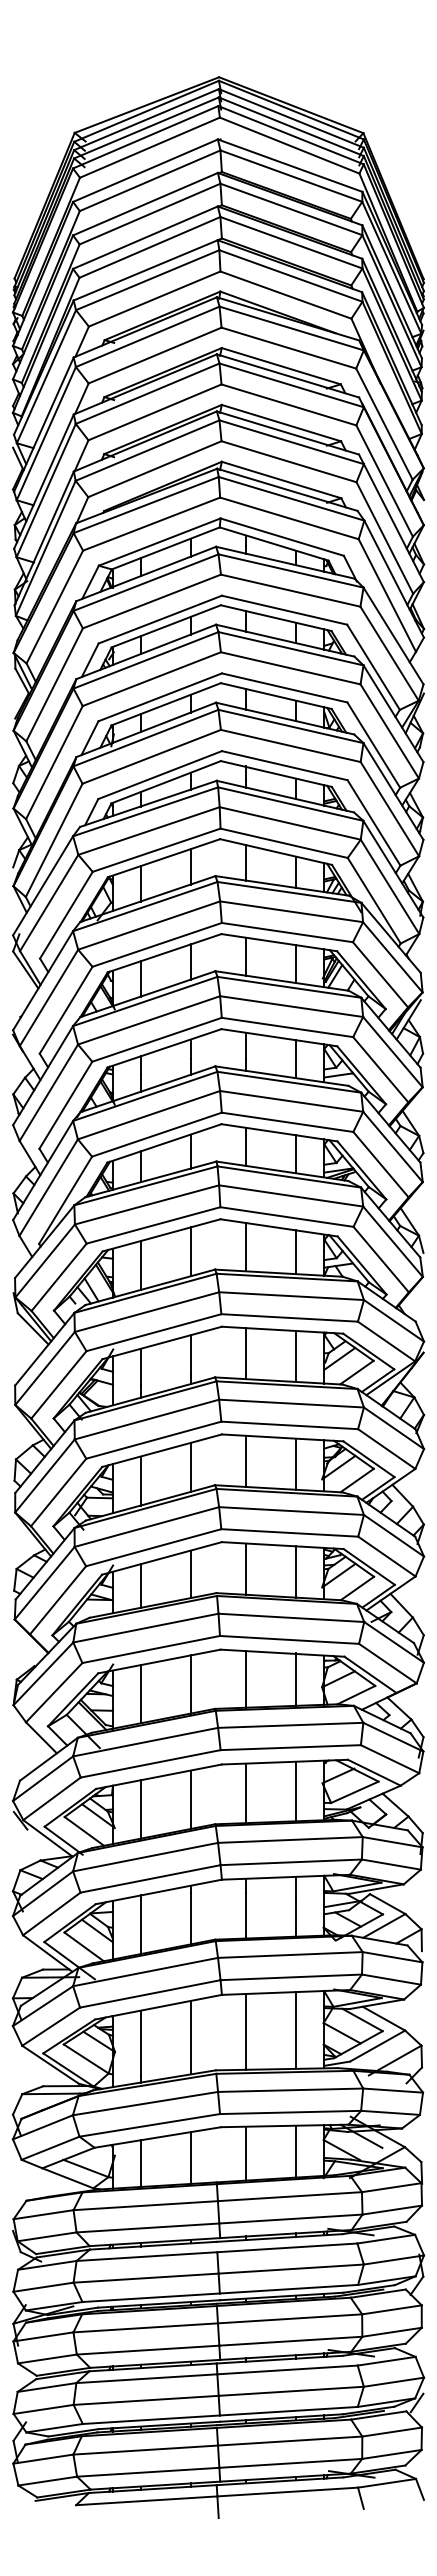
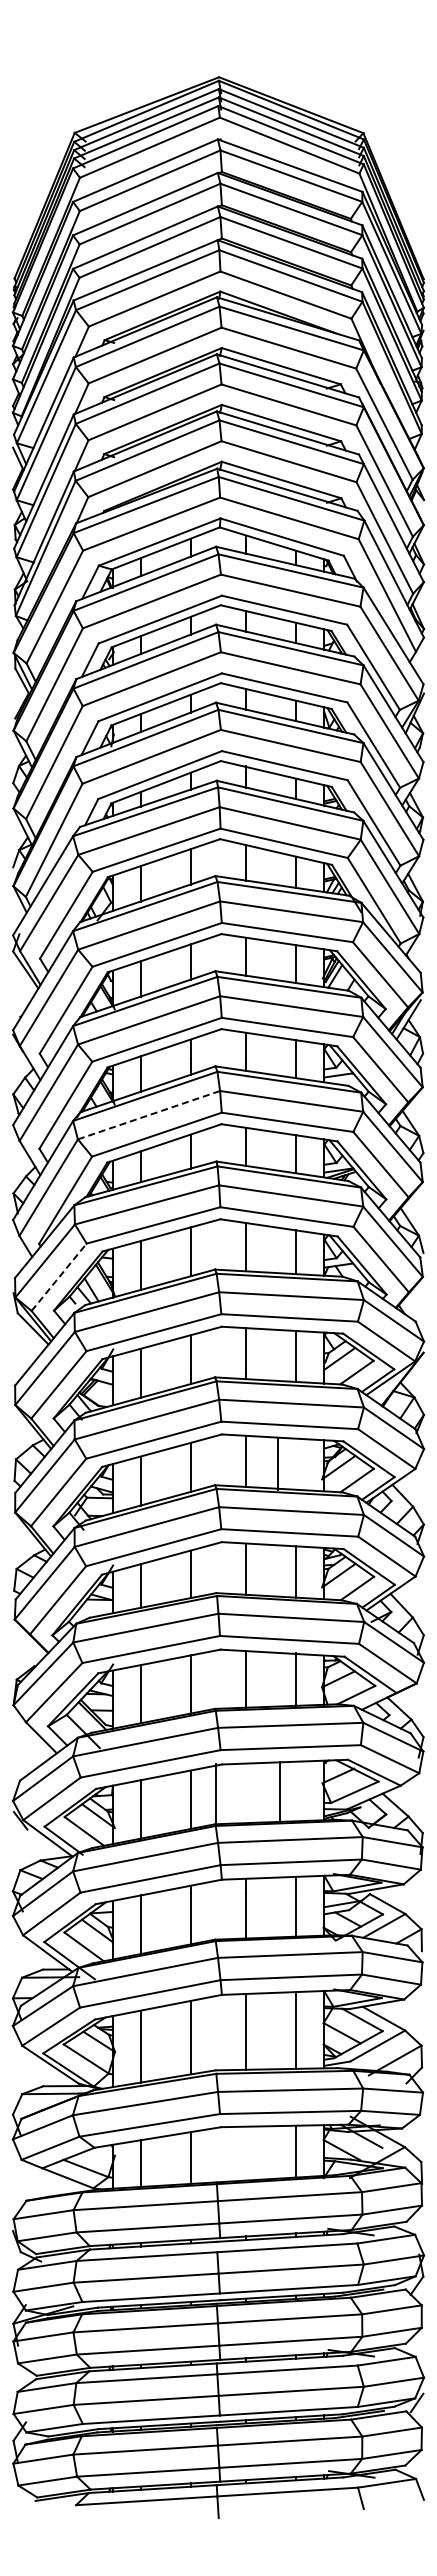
line: solid -> dashed (149, 1115)
line: solid -> dashed (59, 1277)
line position: (296, 1463) -> (278, 1463) (278, 1463)
line position: (296, 1791) -> (280, 1791) (280, 1791)
line position: (246, 1793) -> (216, 1793) (216, 1793)
line: present -> none (246, 2153)
